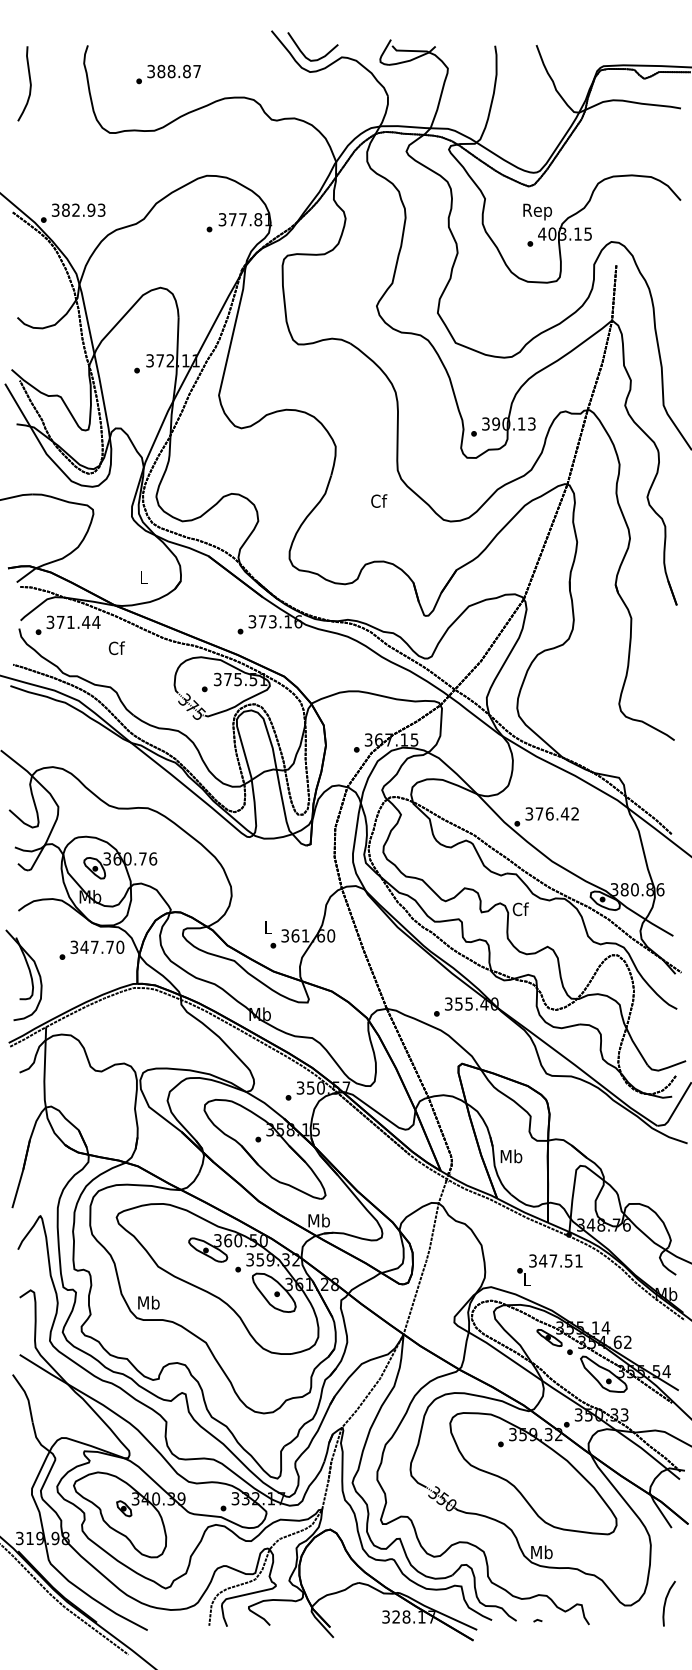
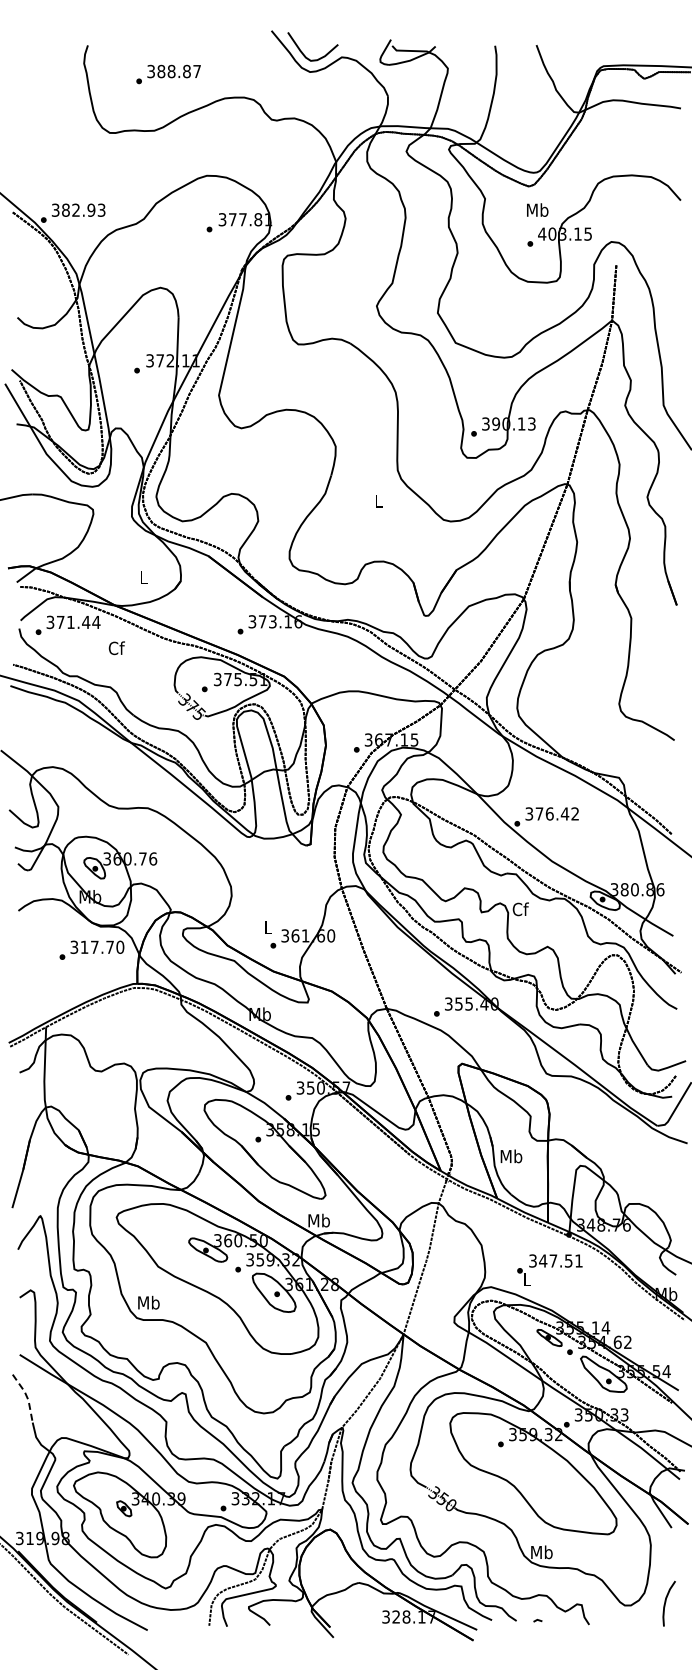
curve: present -> none (29, 83)
text: Rep -> Mb (537, 211)
text: Cf -> L (379, 500)
text: 347.70 -> 317.70 (84, 946)
part: present -> none (29, 974)
line: solid -> dashed (26, 1396)
